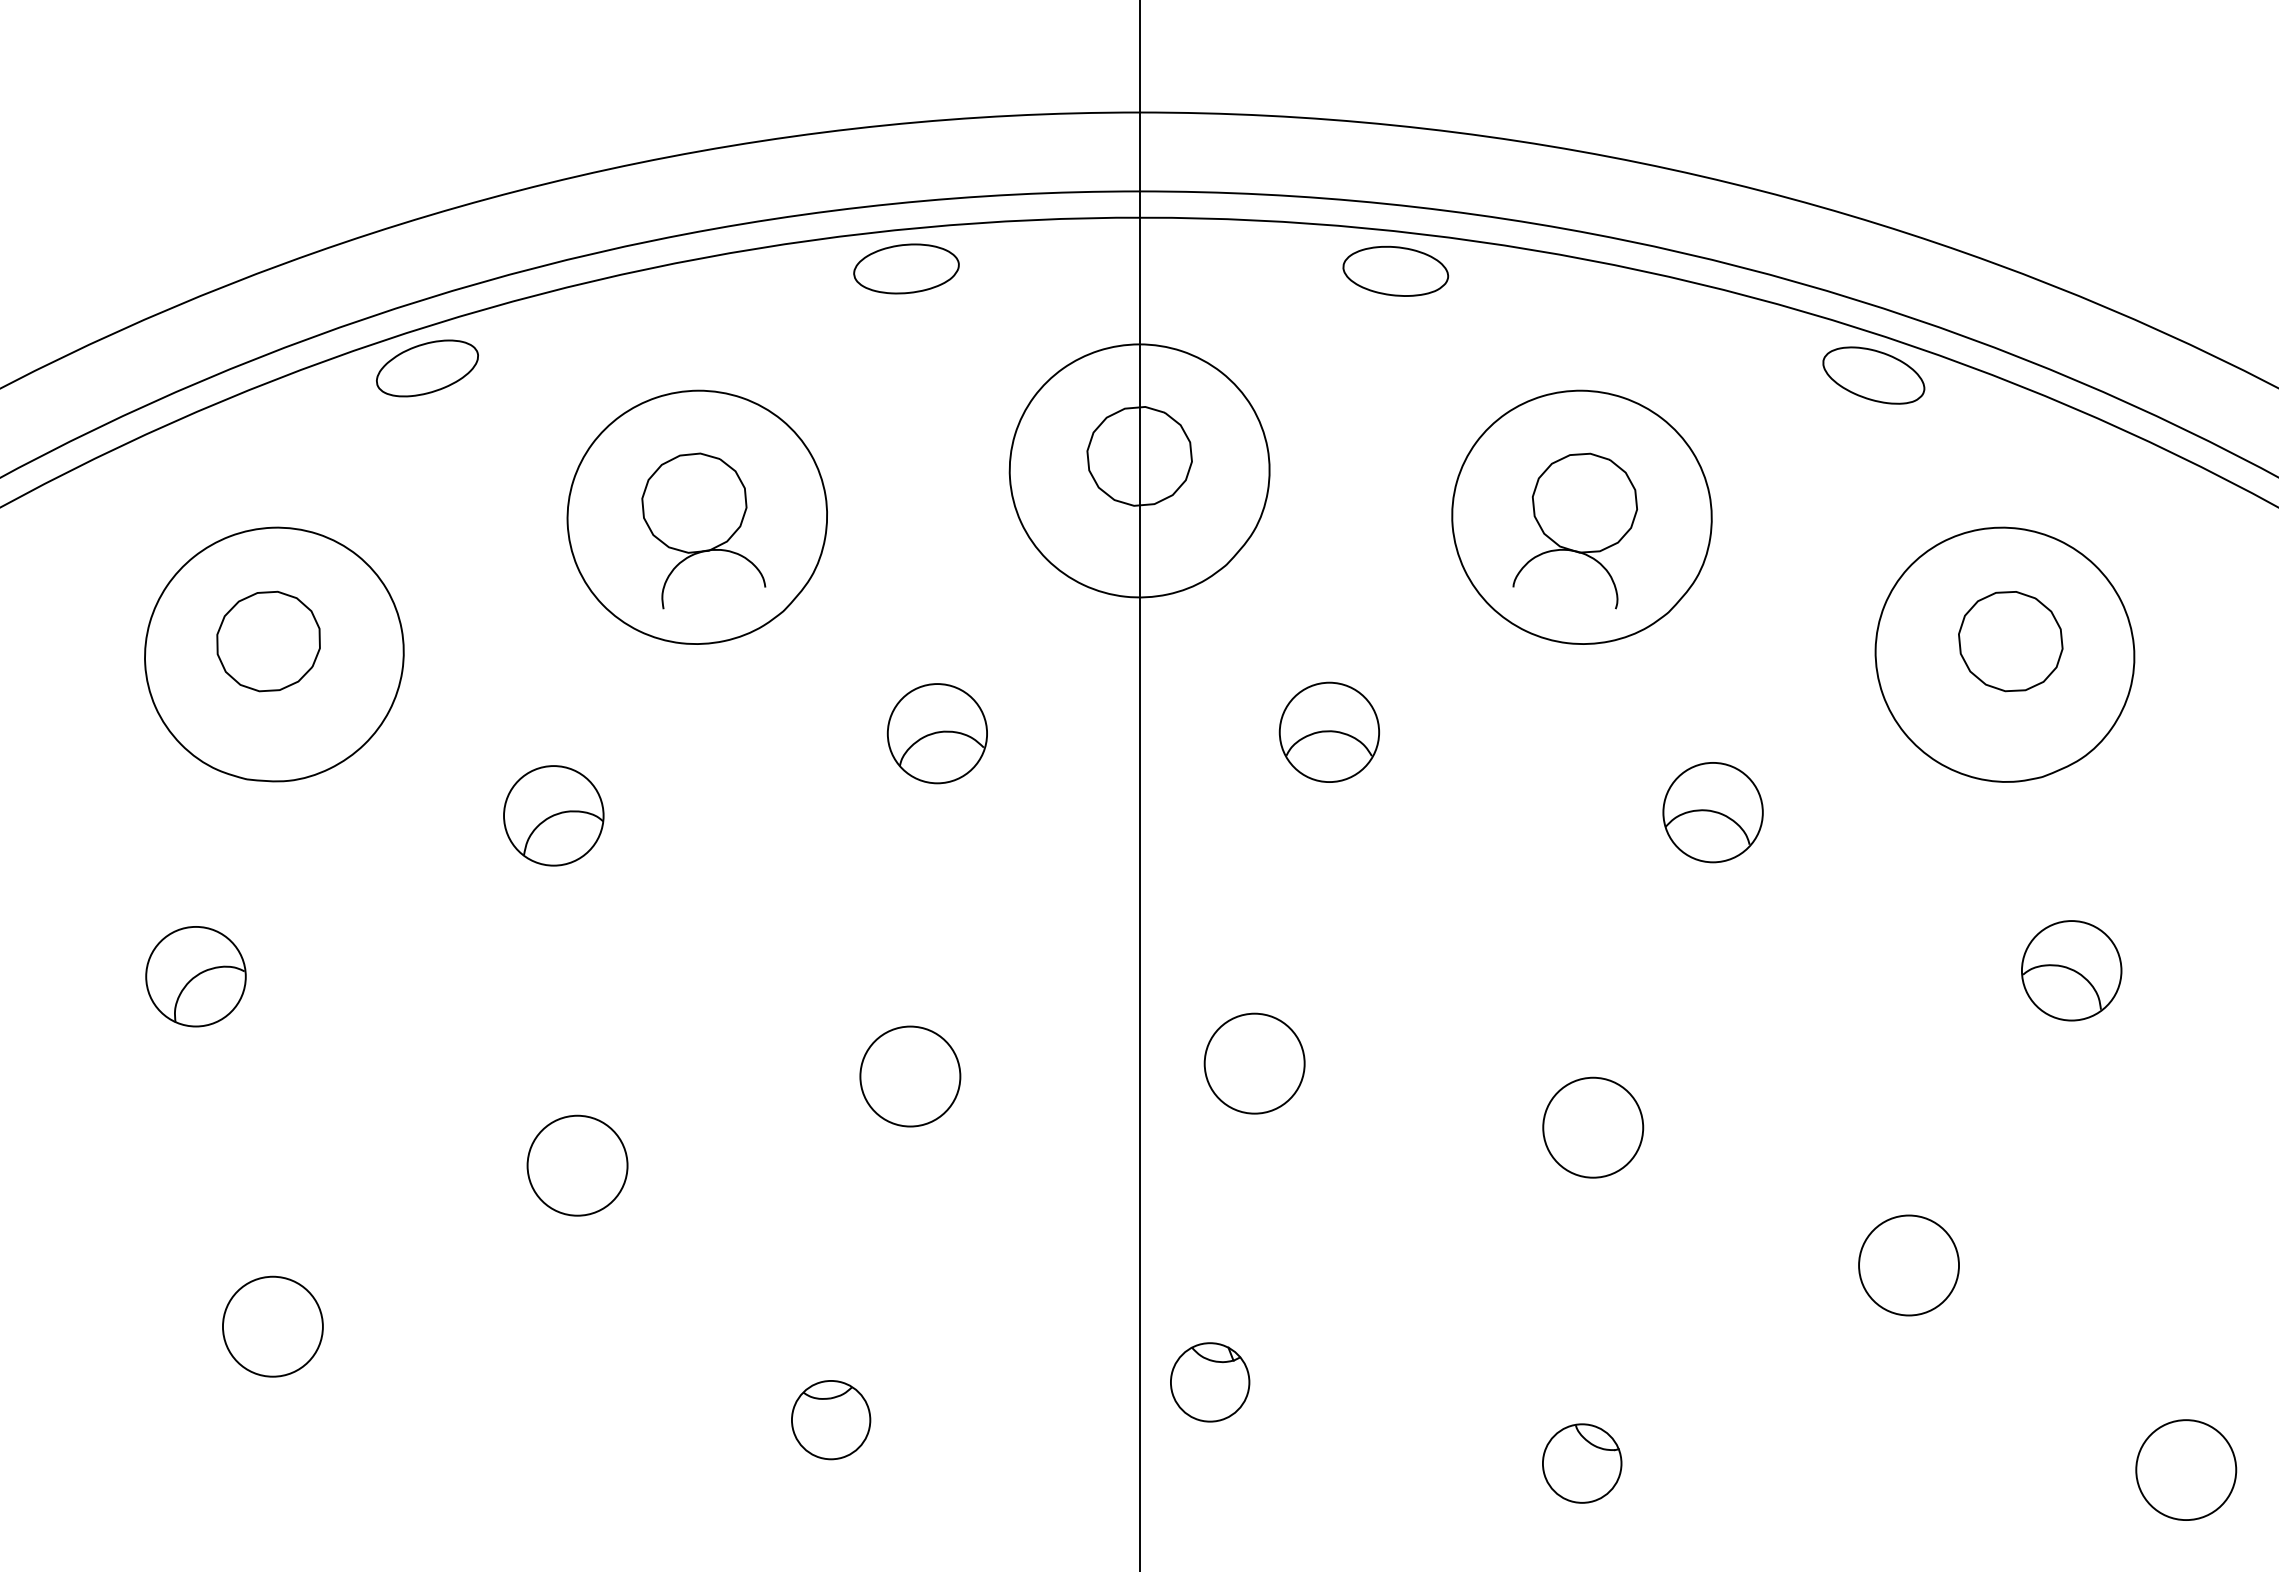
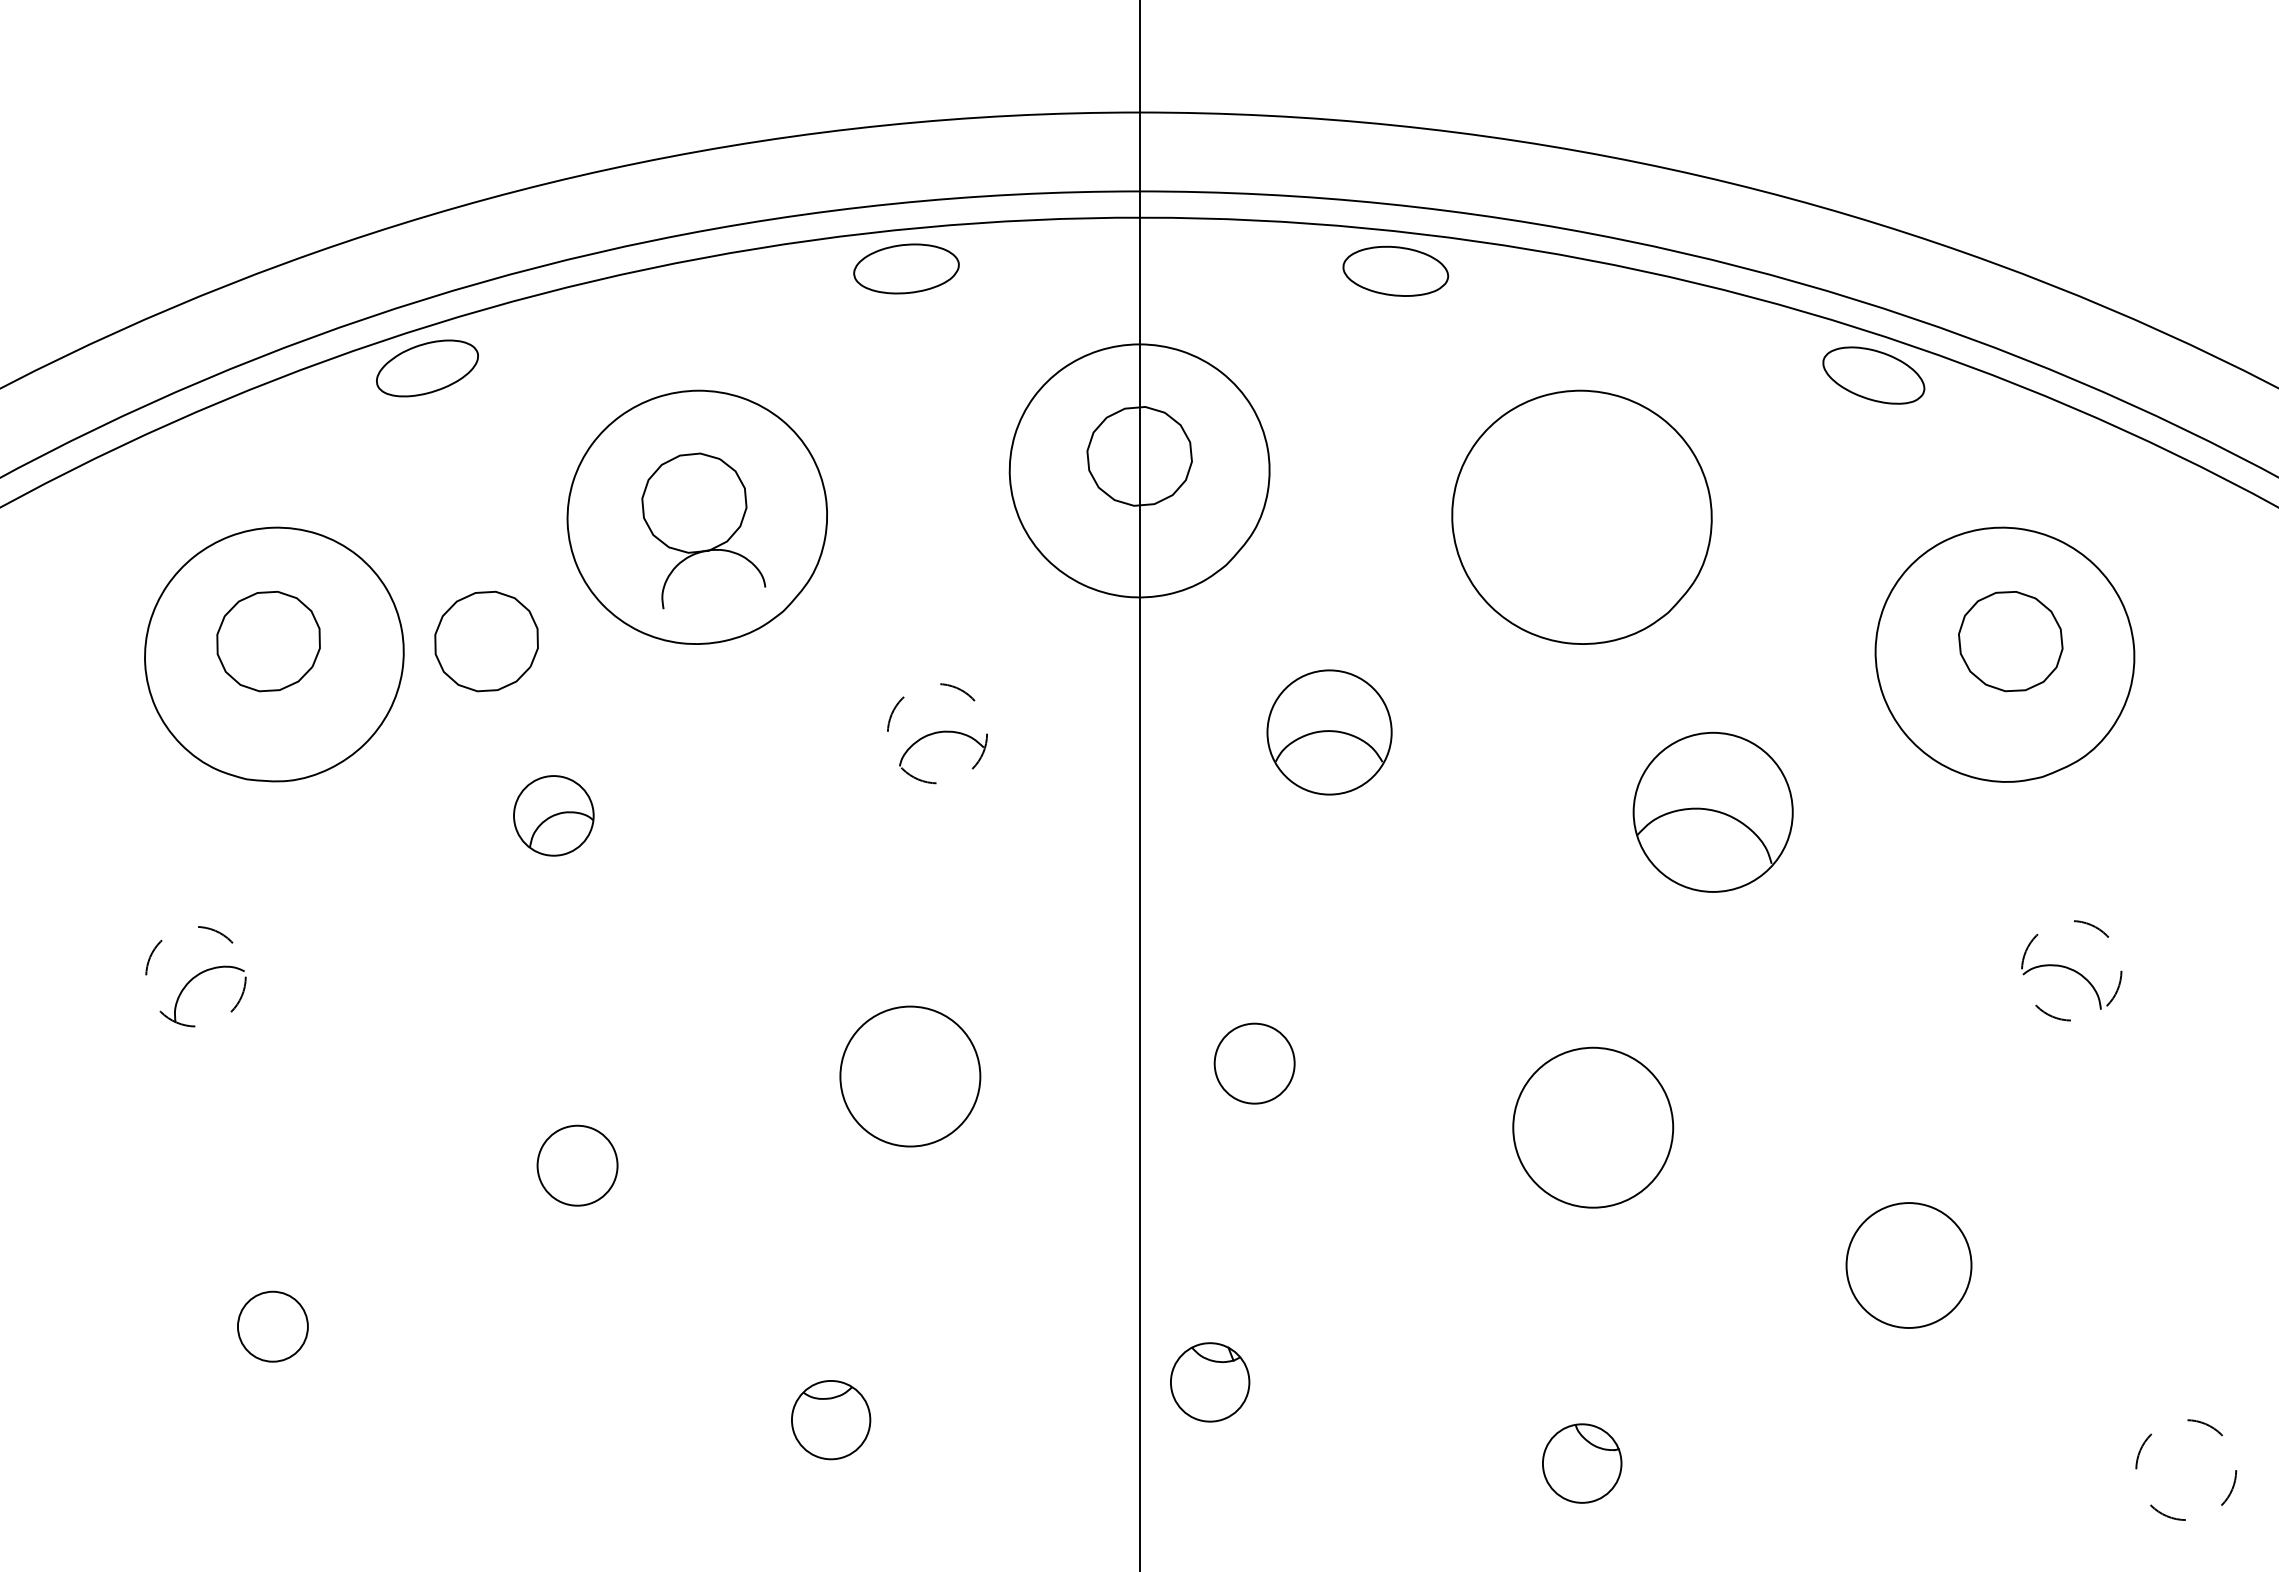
part: present -> none (1574, 530)
part: none -> present (486, 641)
part size: 102x102 px -> 127x127 px (1329, 732)
circle: solid -> dashed (937, 733)
part size: 102x102 px -> 162x162 px (1712, 811)
part size: 102x102 px -> 82x82 px (553, 815)
circle: solid -> dashed (2071, 970)
circle: solid -> dashed (195, 976)
circle diameter: 100 px -> 80 px (1254, 1063)
circle diameter: 100 px -> 140 px (910, 1076)
circle diameter: 100 px -> 160 px (1593, 1127)
circle diameter: 100 px -> 80 px (577, 1165)
circle diameter: 100 px -> 125 px (1908, 1265)
circle diameter: 100 px -> 70 px (272, 1326)
circle: solid -> dashed (2186, 1470)
